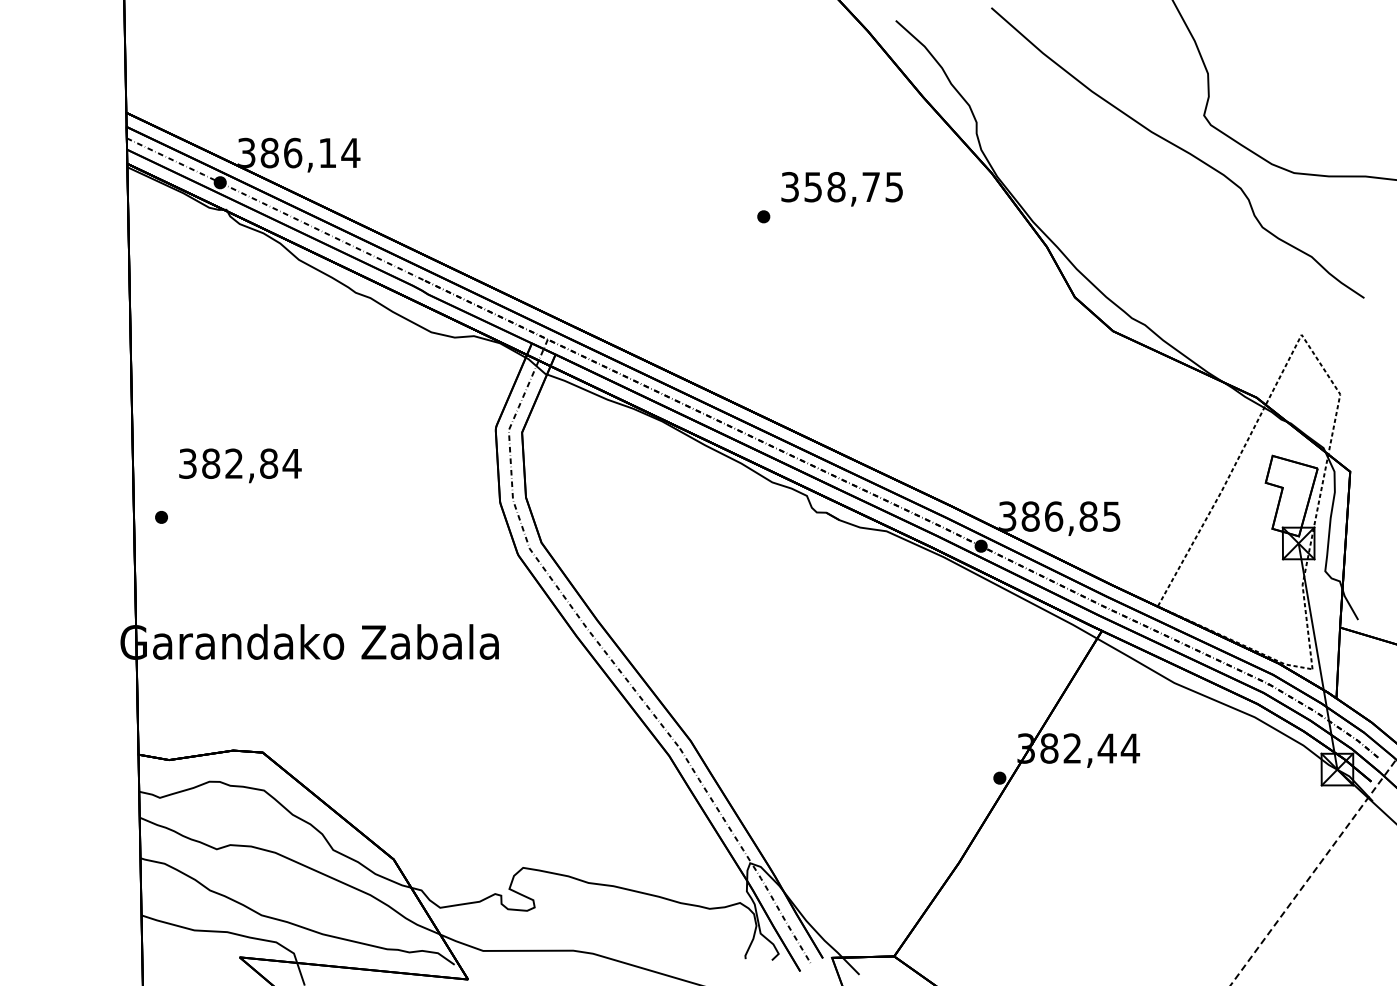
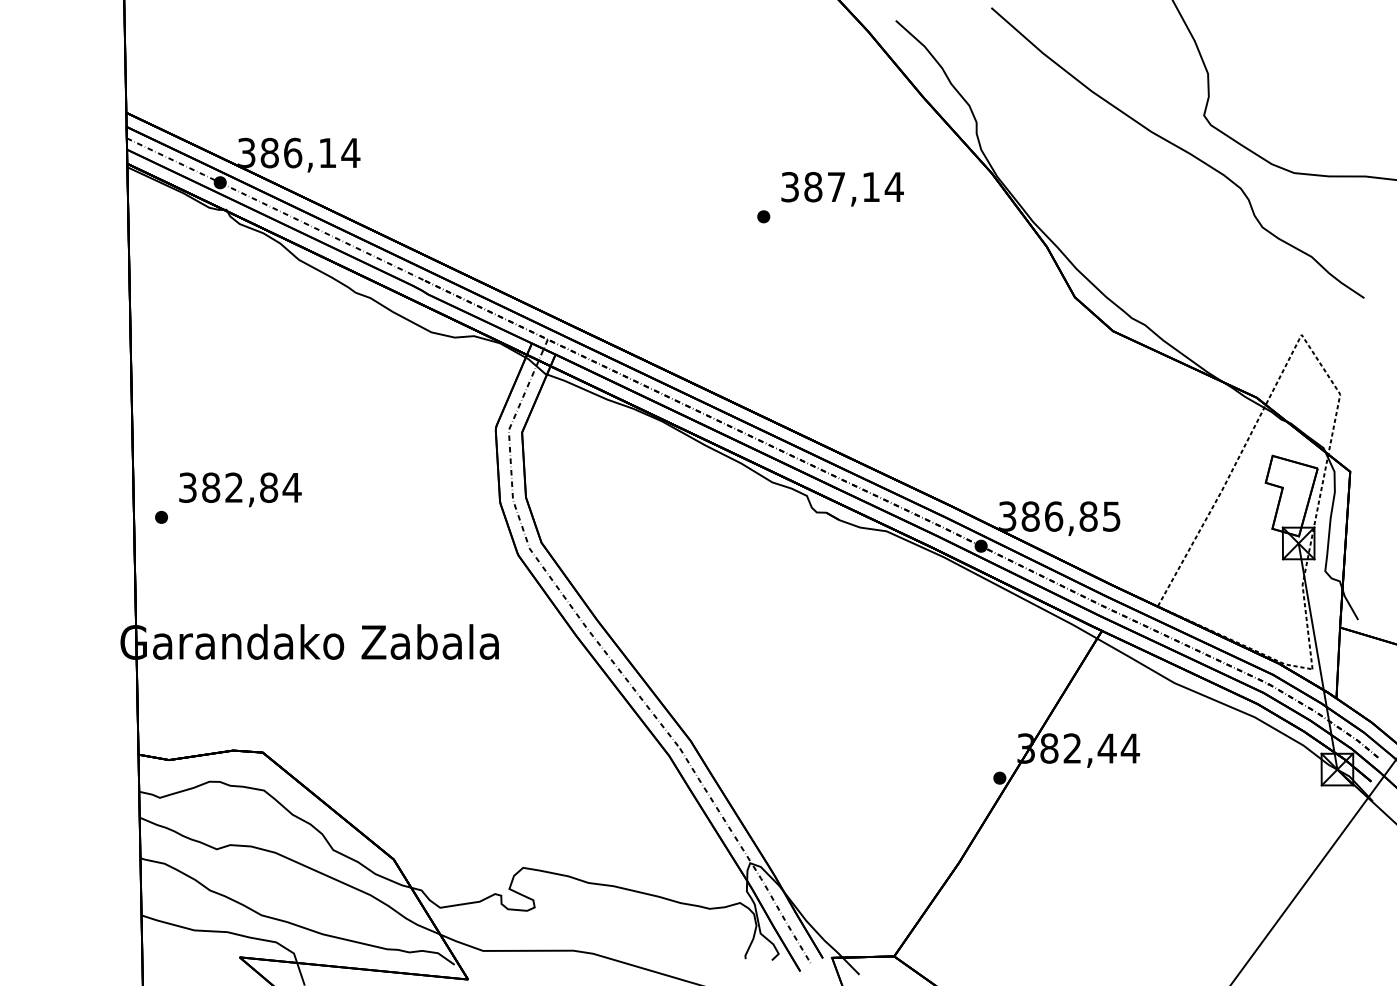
text: 358,75 -> 387,14 (853, 187)
text position: (240, 465) -> (240, 489) (240, 489)
line: dashed -> solid (1313, 872)
